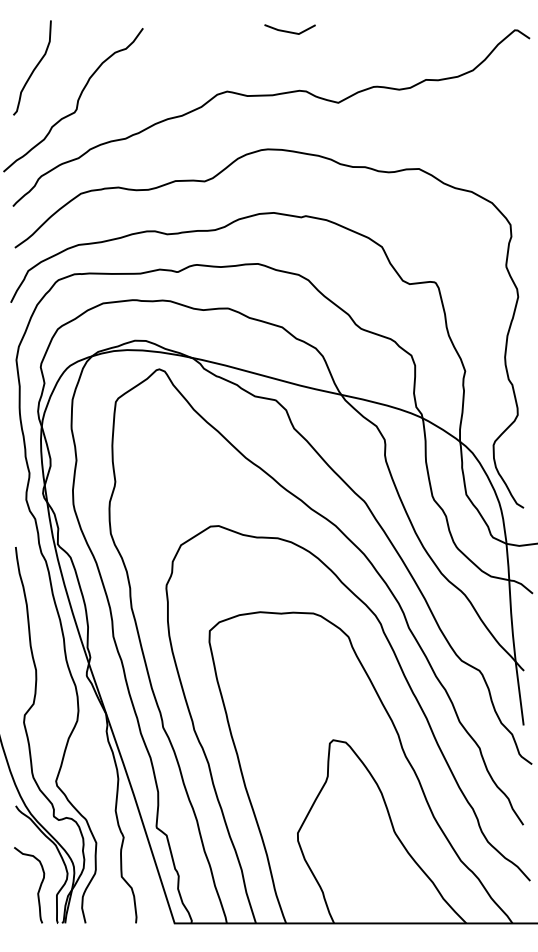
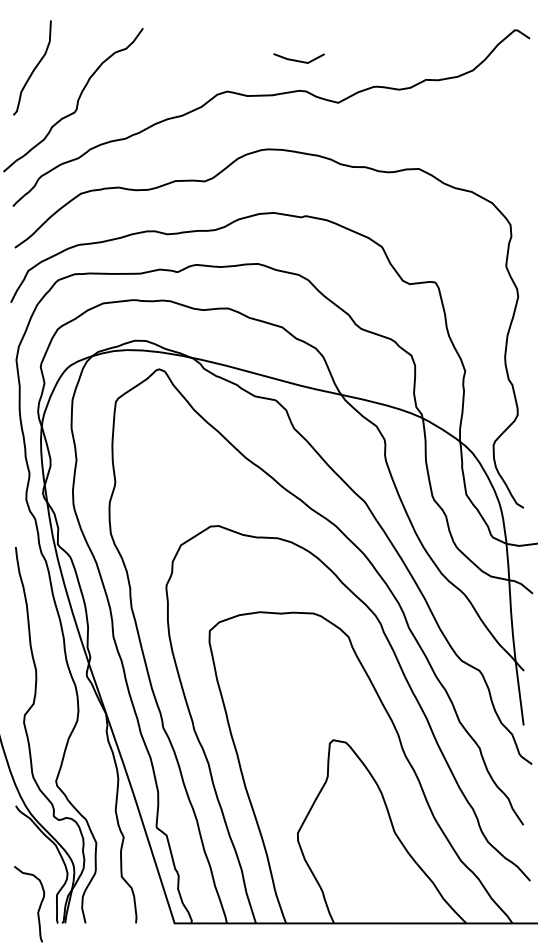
line position: (289, 31) -> (298, 60) (298, 60)
curve position: (38, 889) -> (38, 908) (38, 908)
